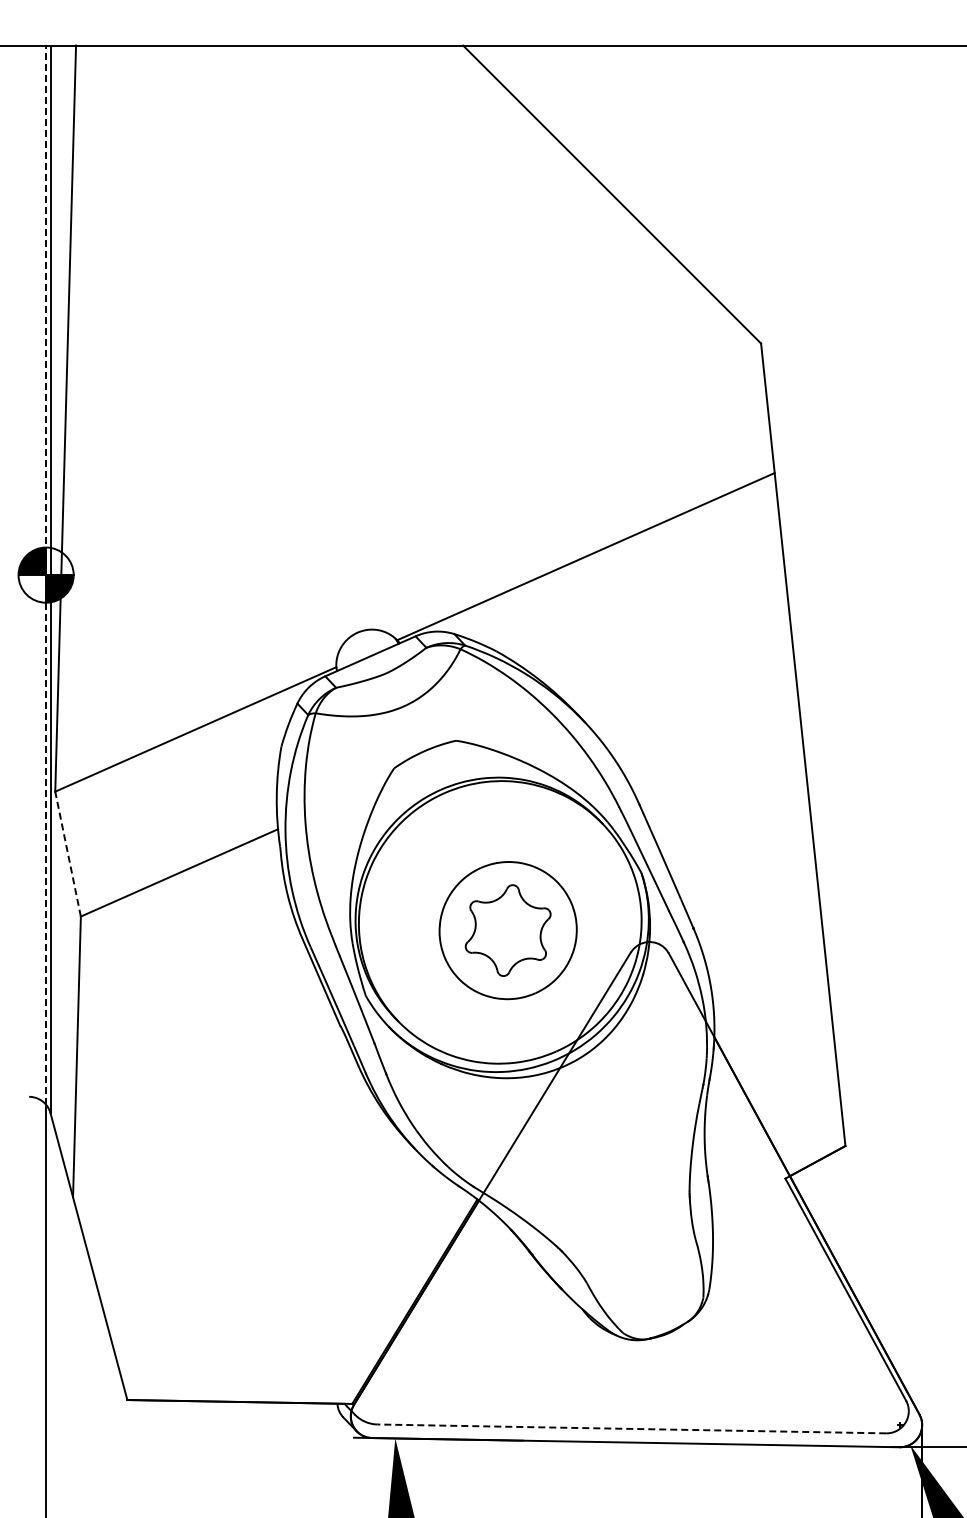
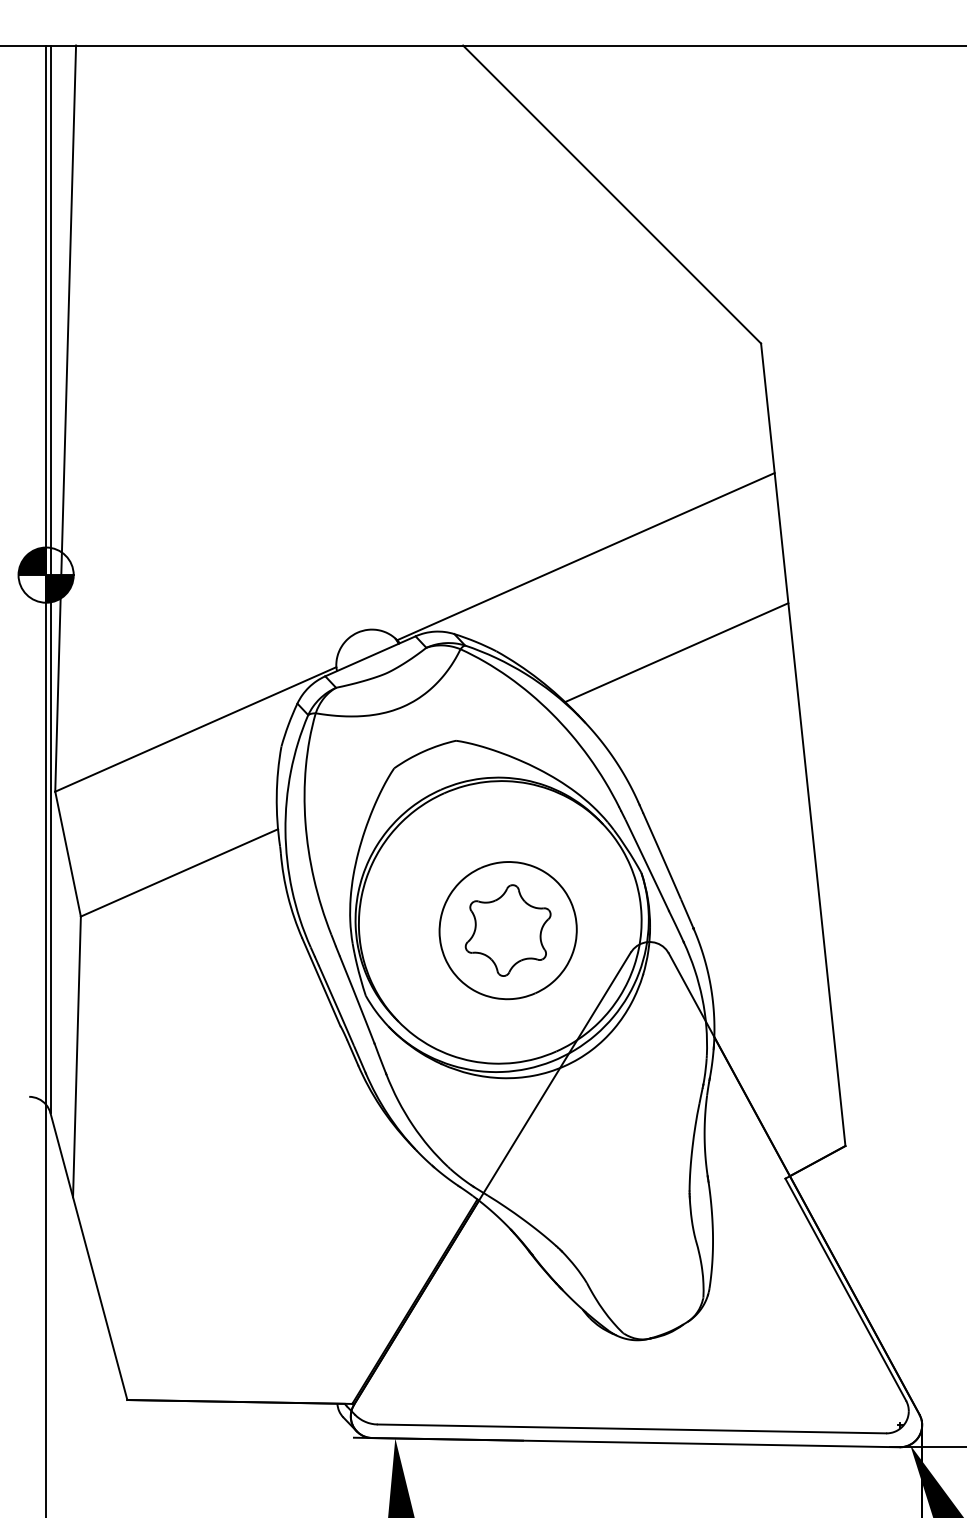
line: dashed -> solid (46, 575)
line: none -> present (676, 652)
line: dashed -> solid (68, 854)
line: dashed -> solid (631, 1428)
